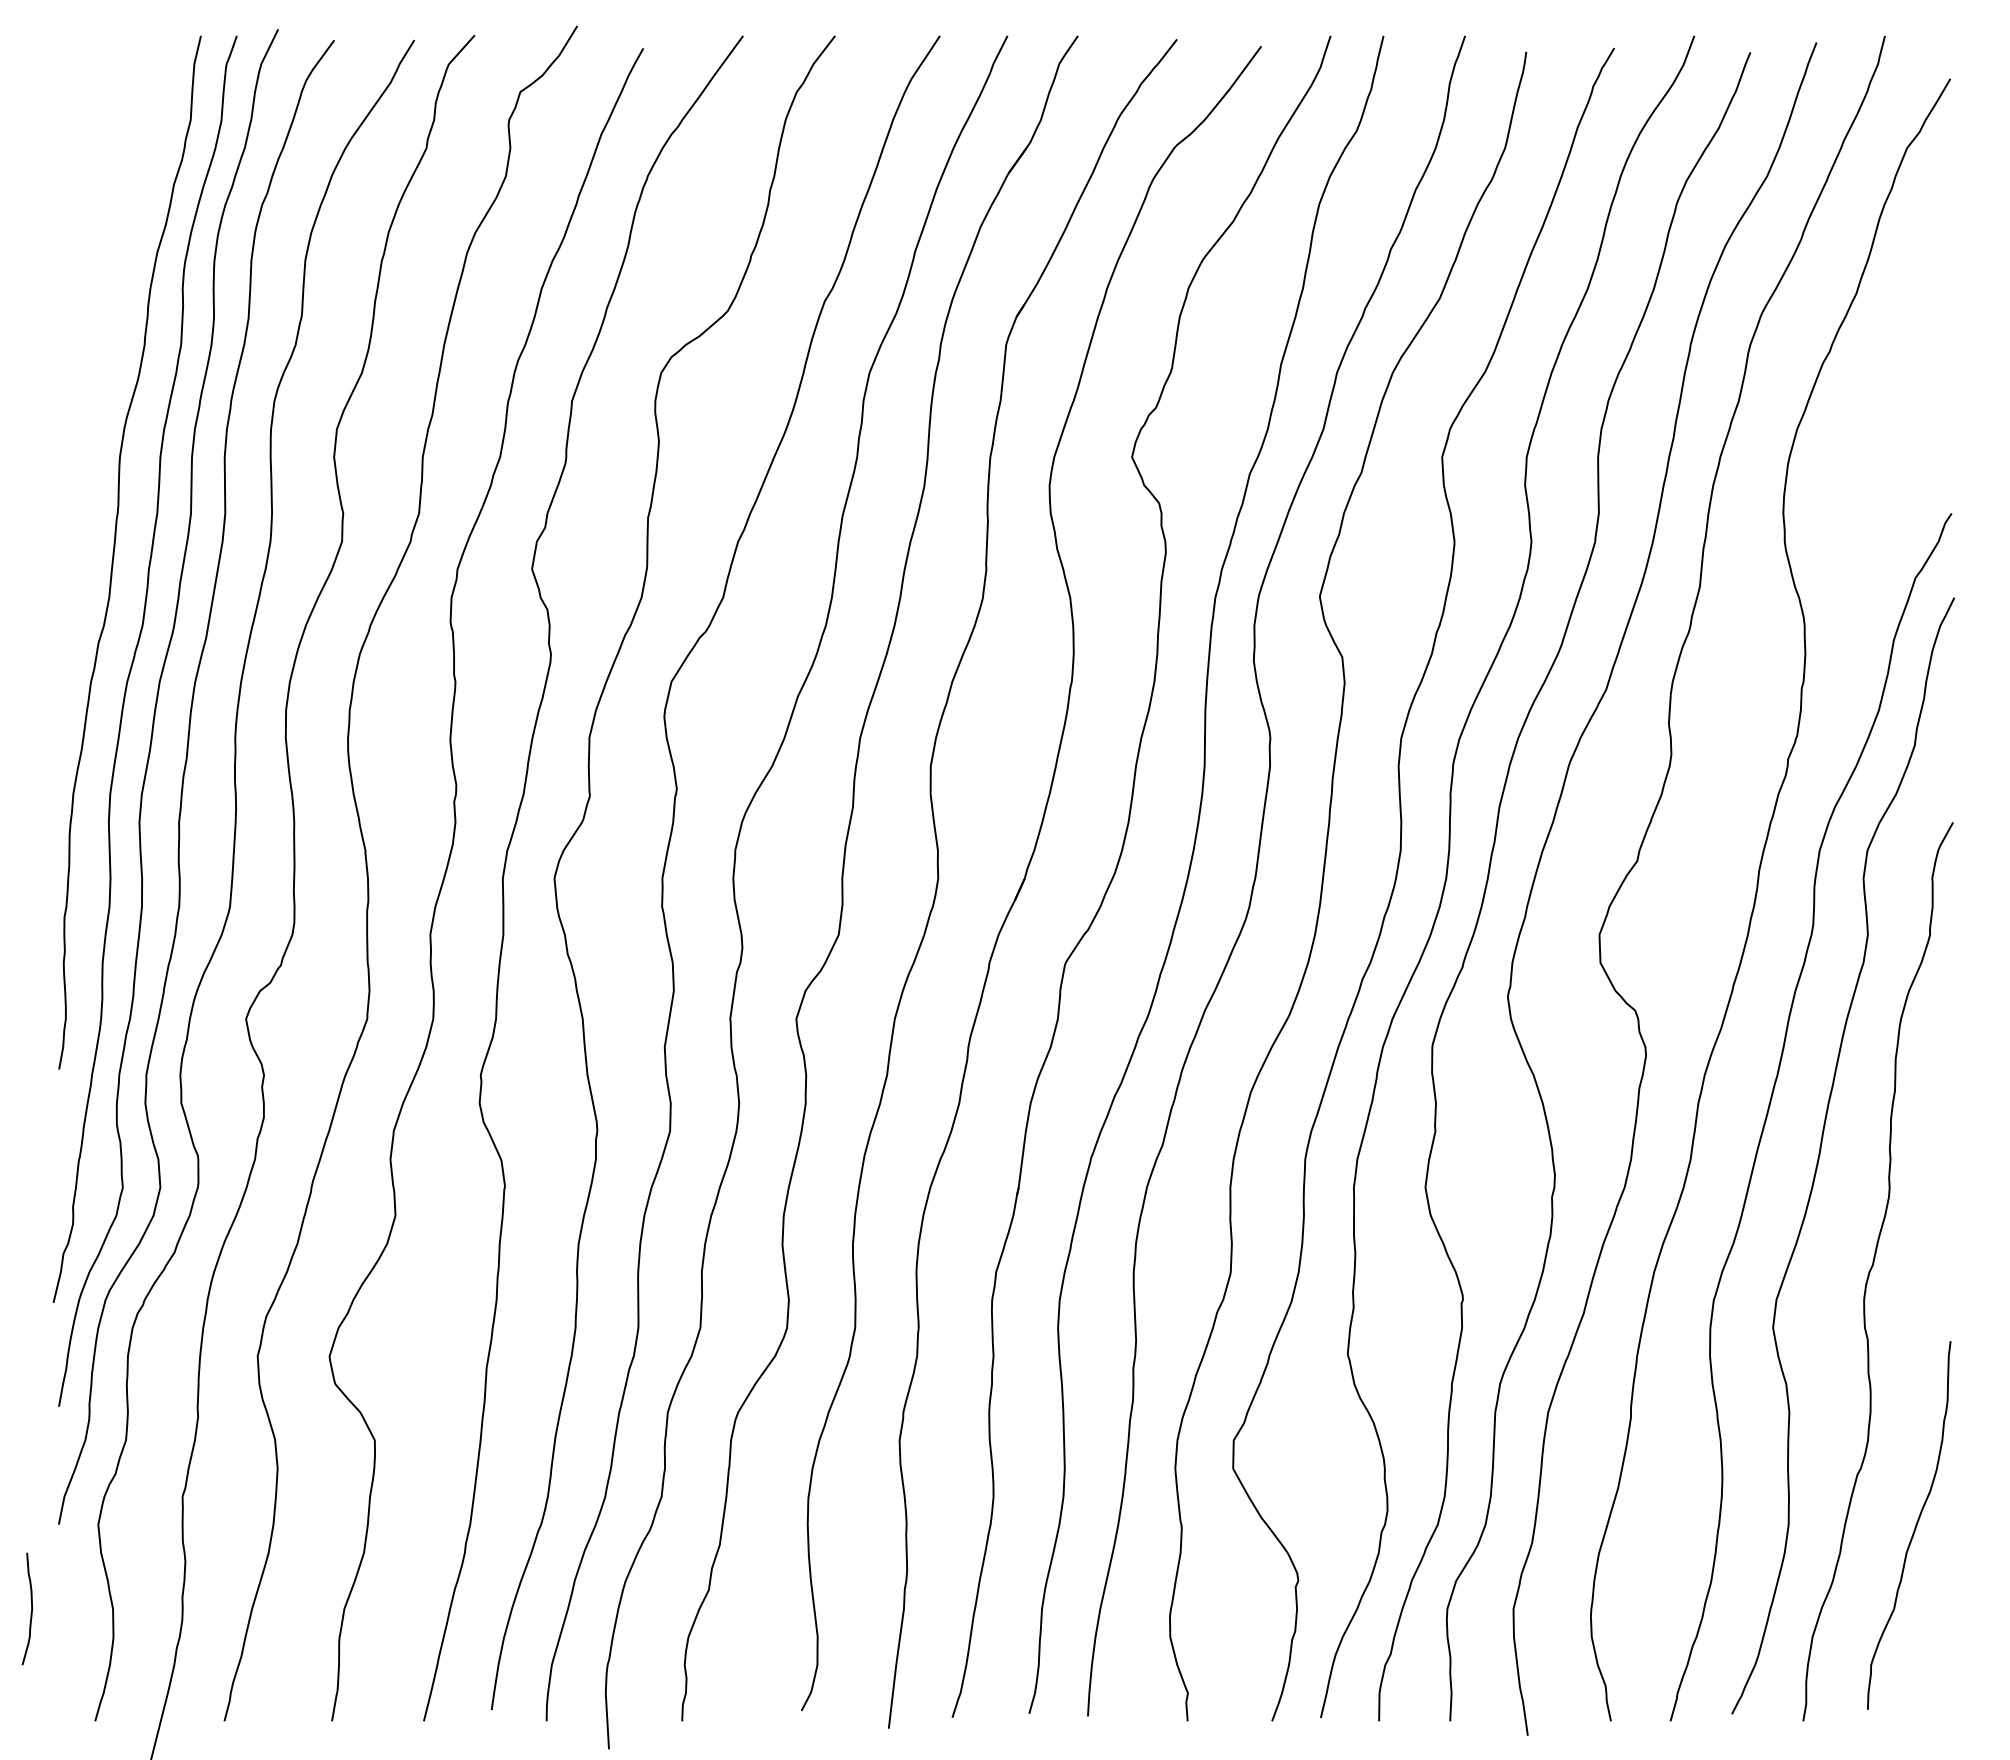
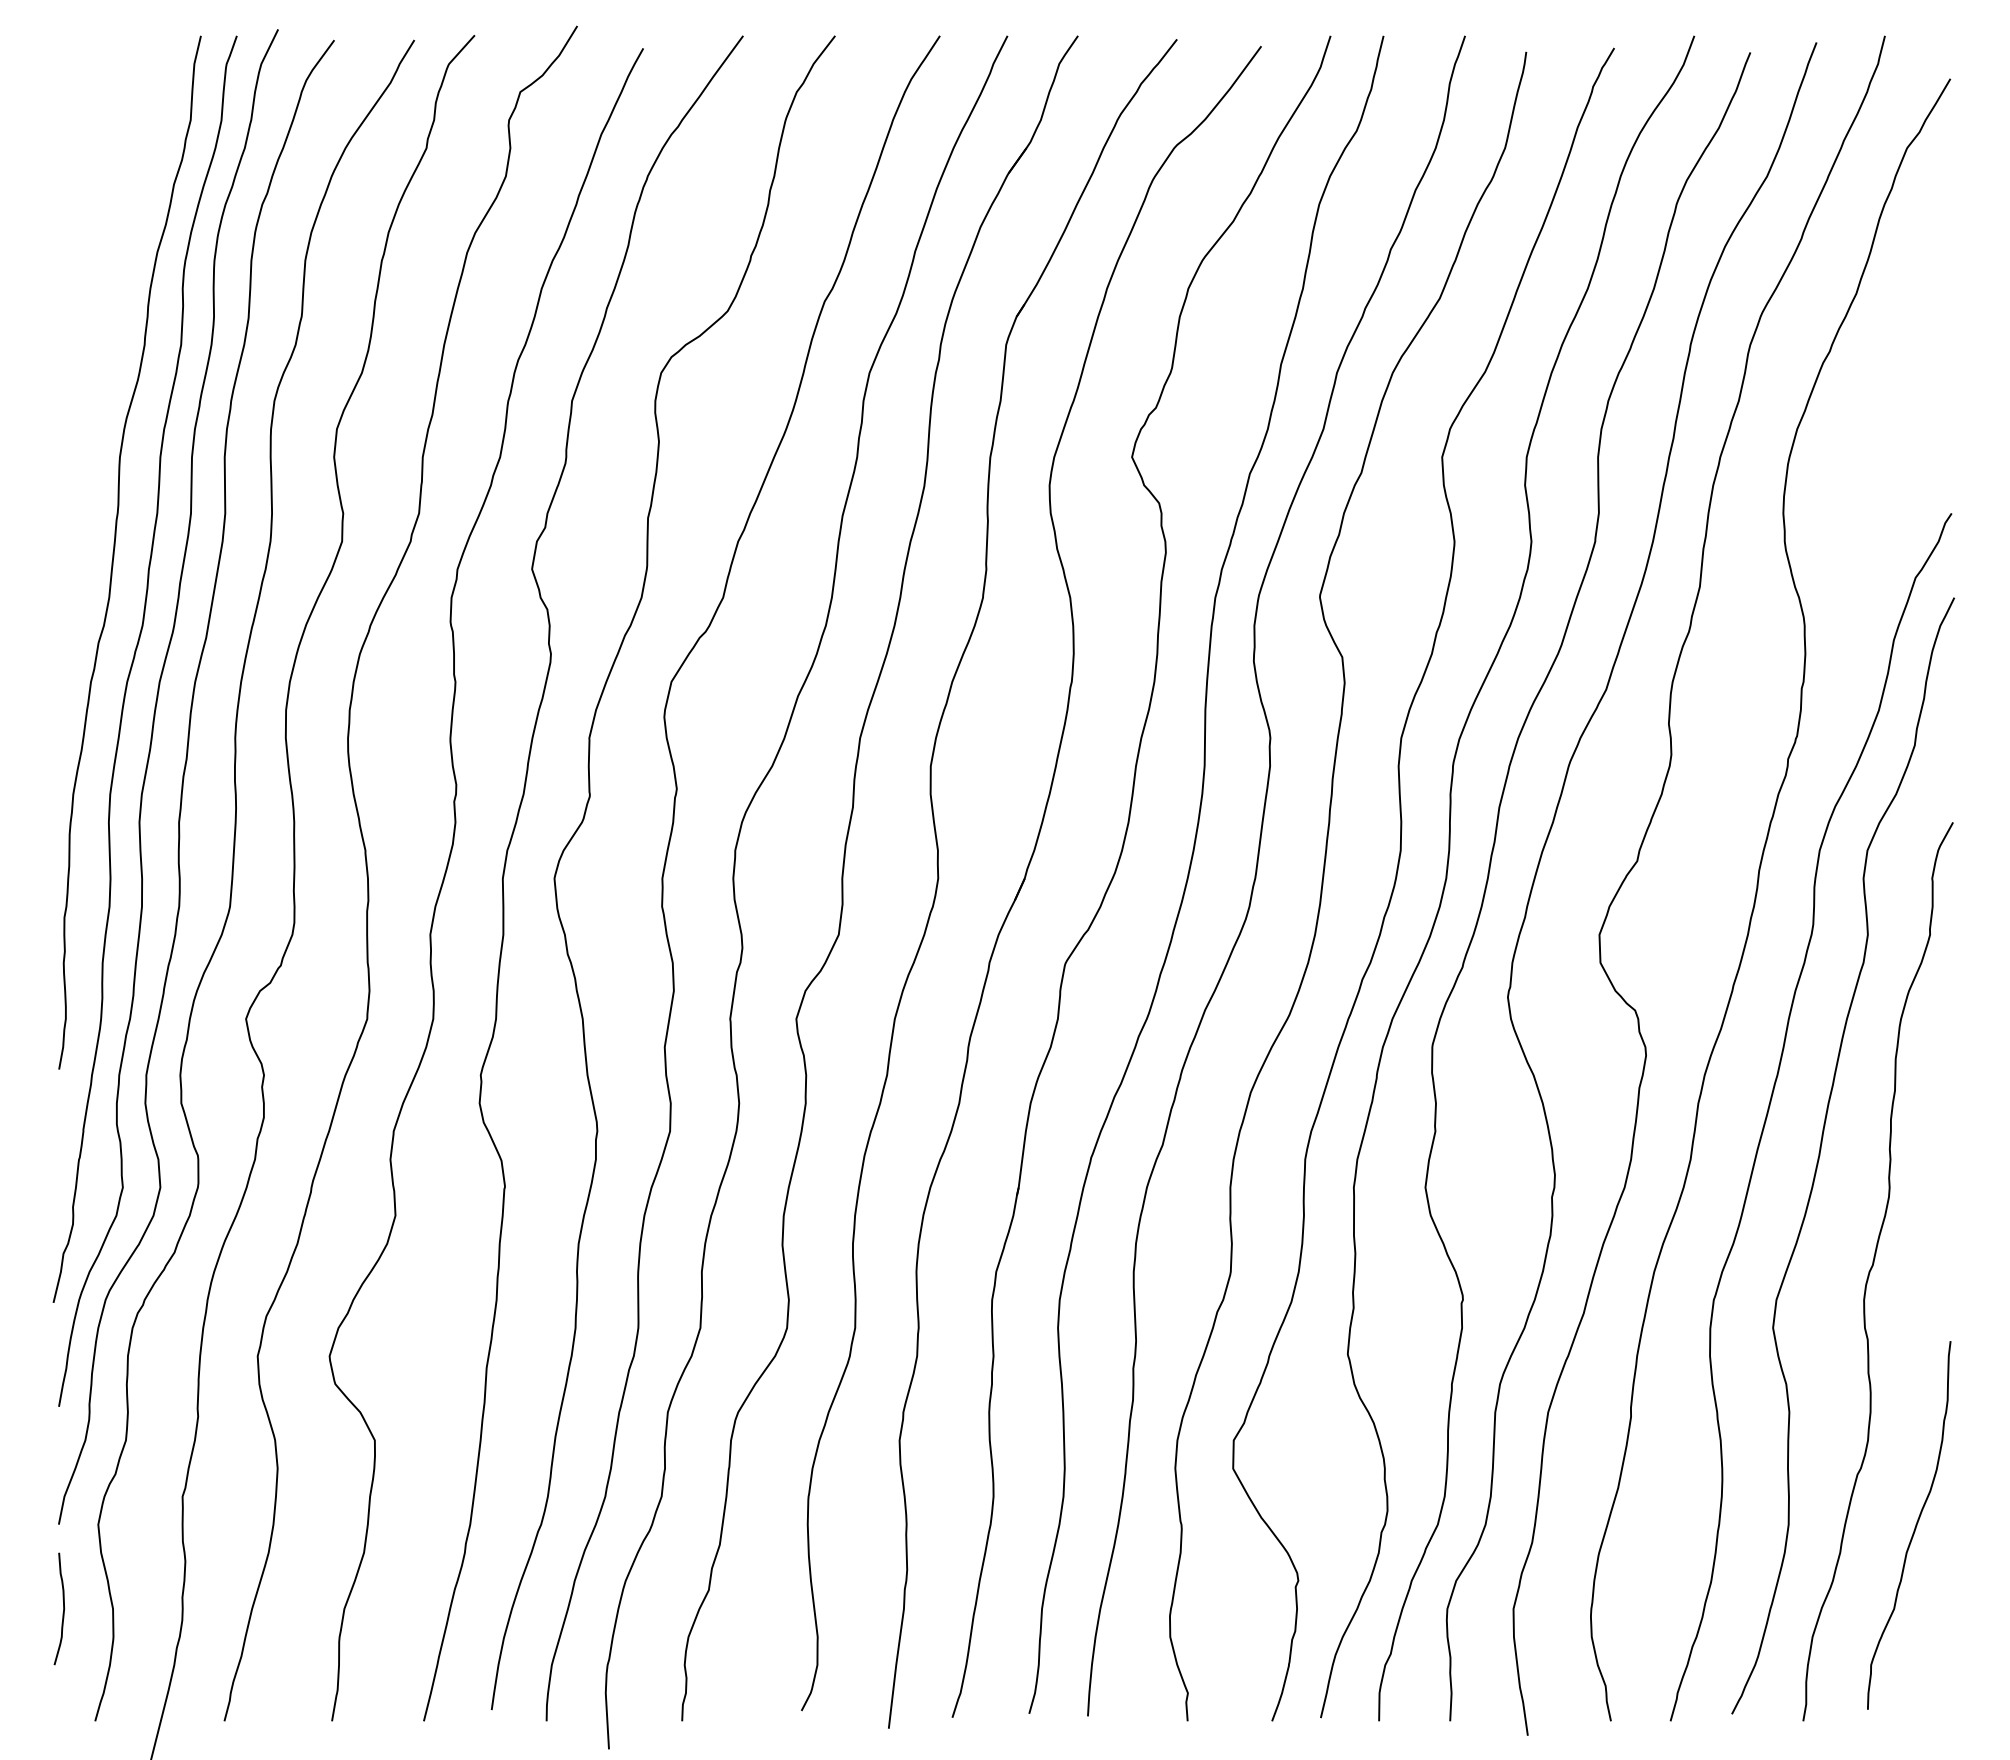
curve position: (31, 1608) -> (63, 1608) (63, 1608)
